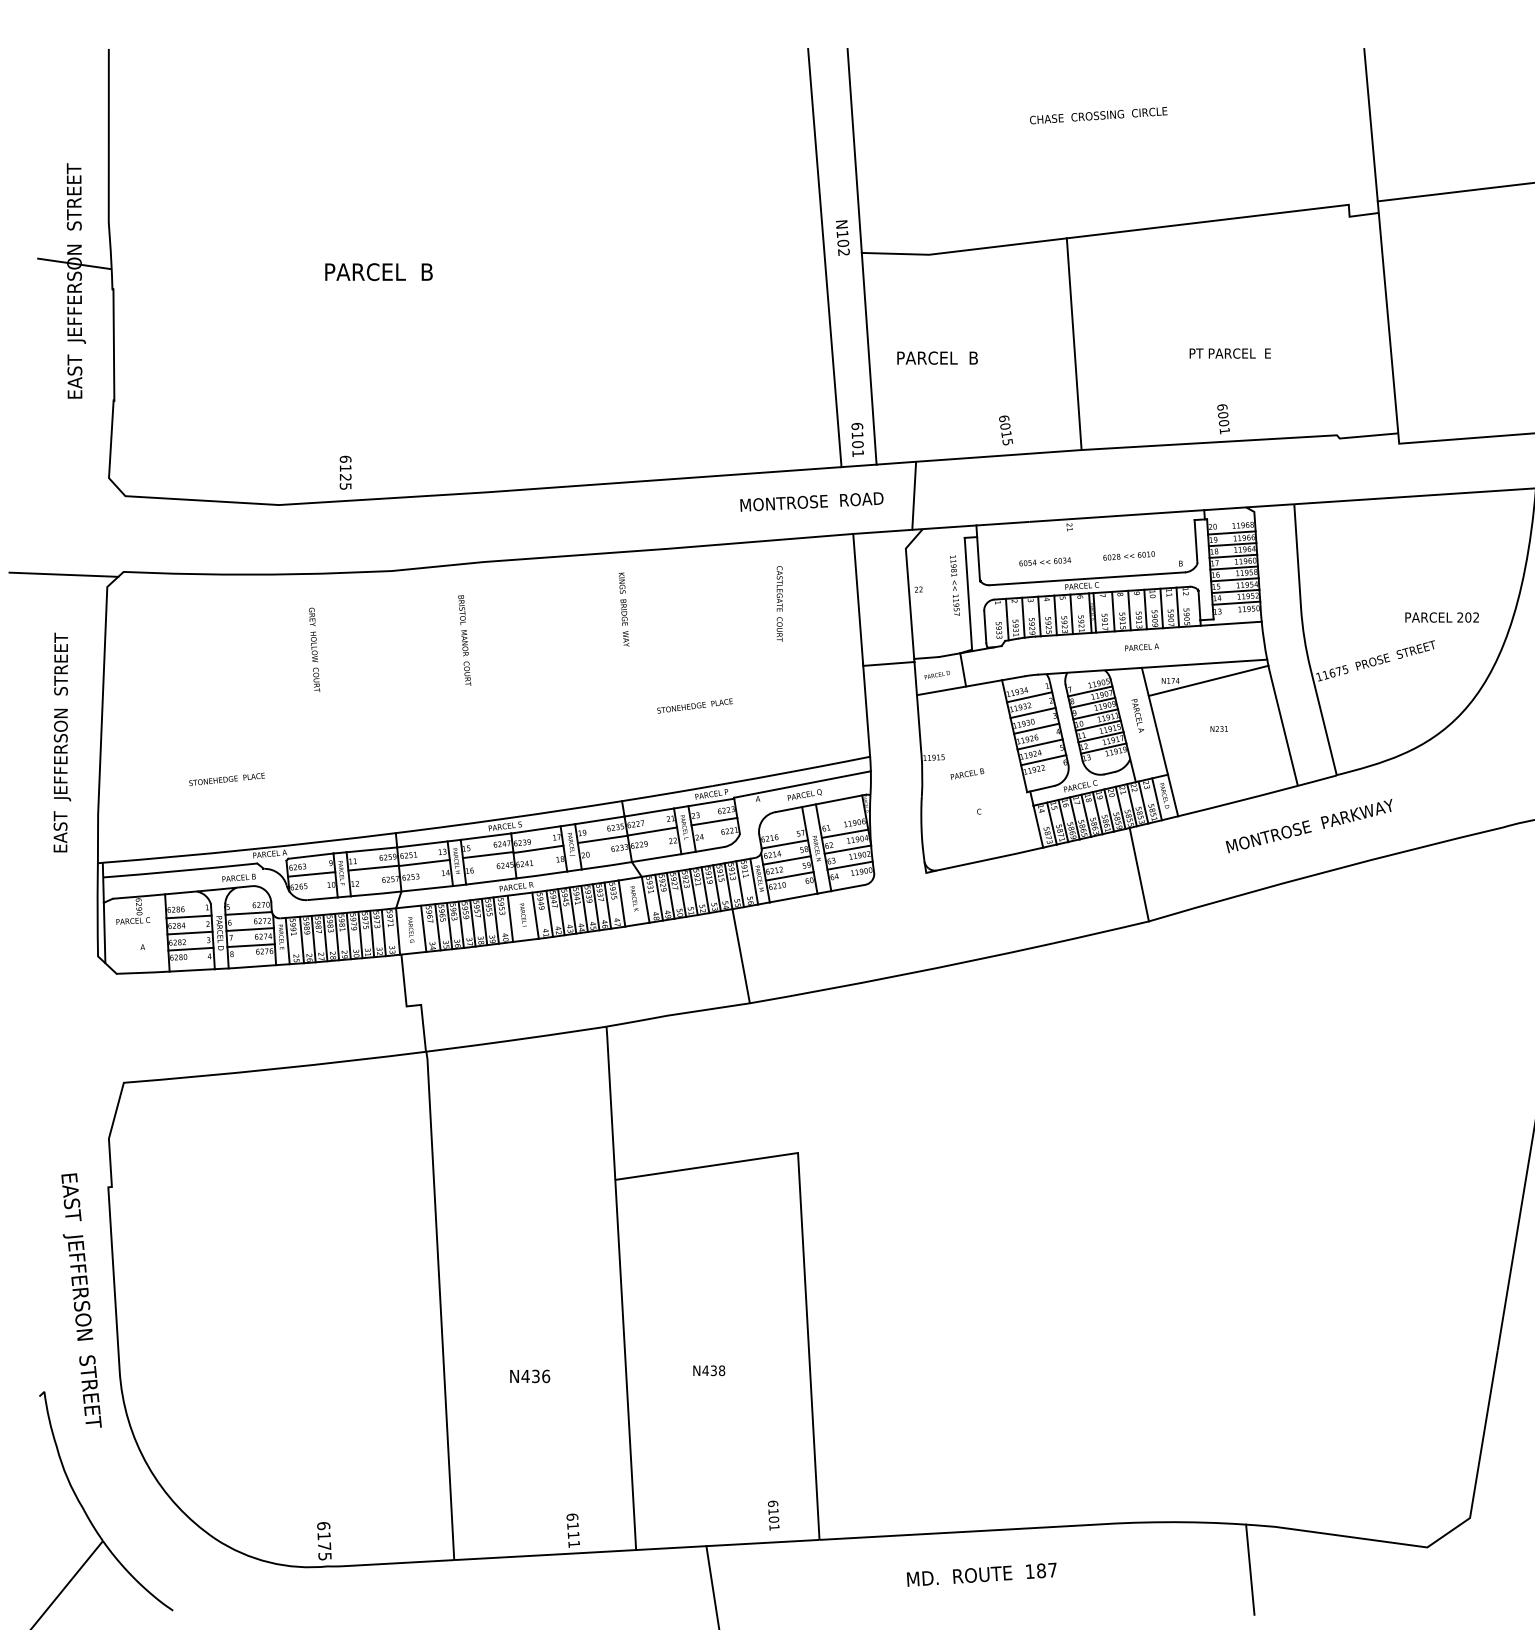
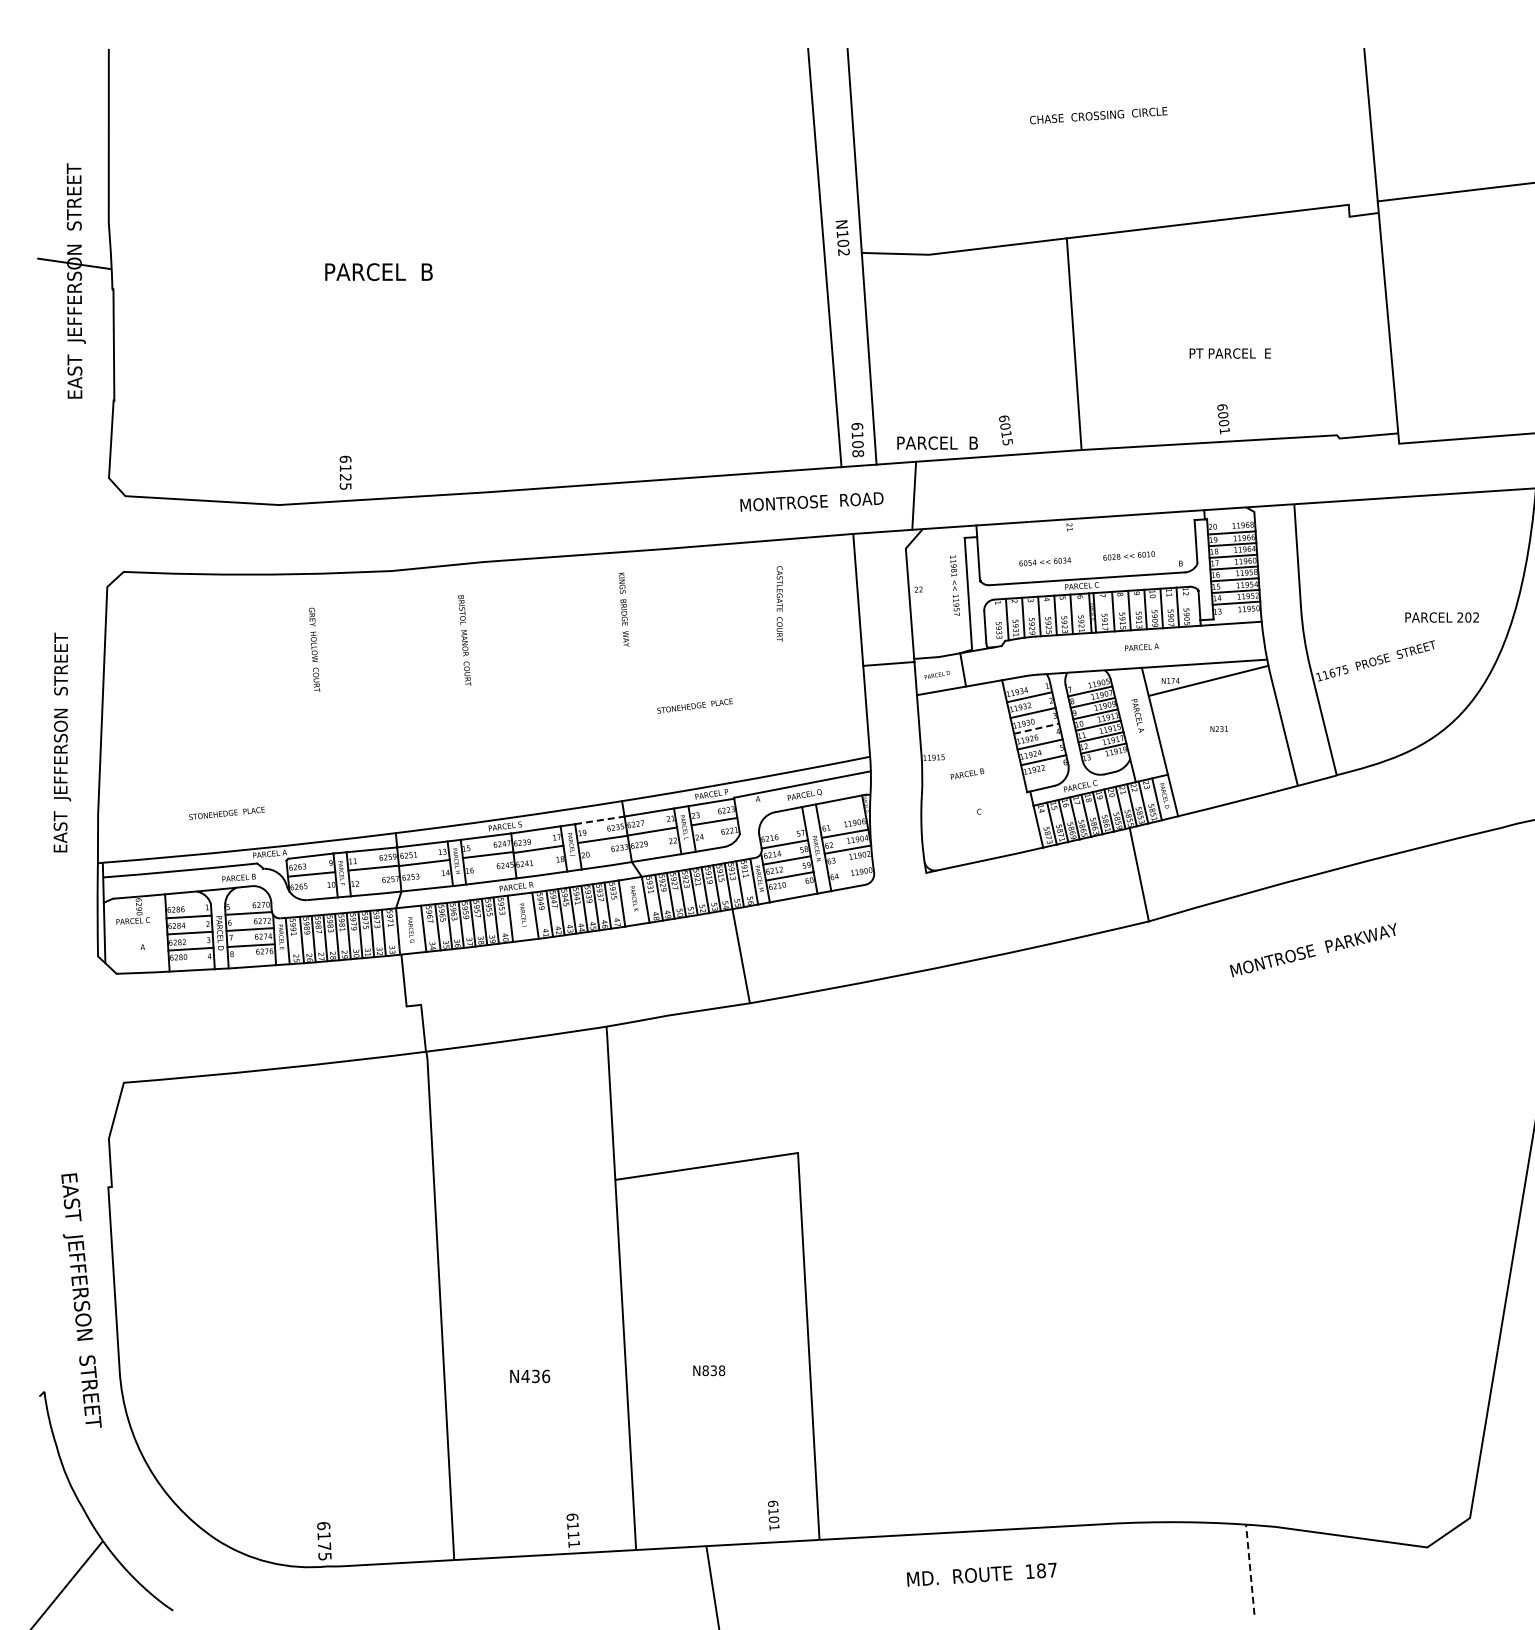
text position: (937, 357) -> (937, 442) (937, 442)
text: 6101 -> 6108 (858, 453)
line: present -> none (63, 574)
line: solid -> dashed (1037, 728)
text position: (226, 779) -> (226, 813) (226, 813)
line: solid -> dashed (600, 820)
text position: (1308, 826) -> (1312, 950) (1312, 950)
line: present -> none (849, 865)
text: N438 -> N838 (705, 1370)
line: solid -> dashed (1250, 1569)
